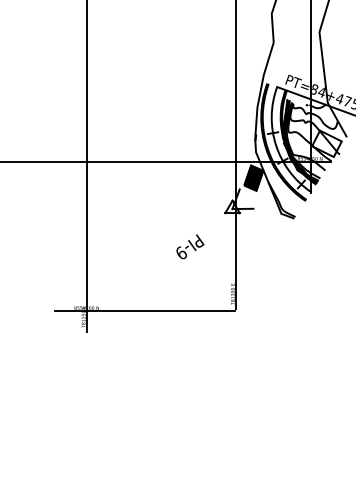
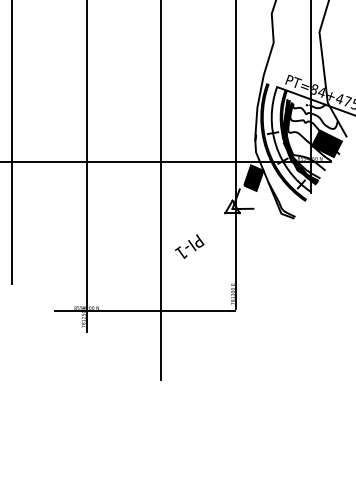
line: none -> present (12, 142)
hatch: none -> present (326, 143)
line: none -> present (161, 191)
text: PI-9 -> PI-1 (181, 252)
